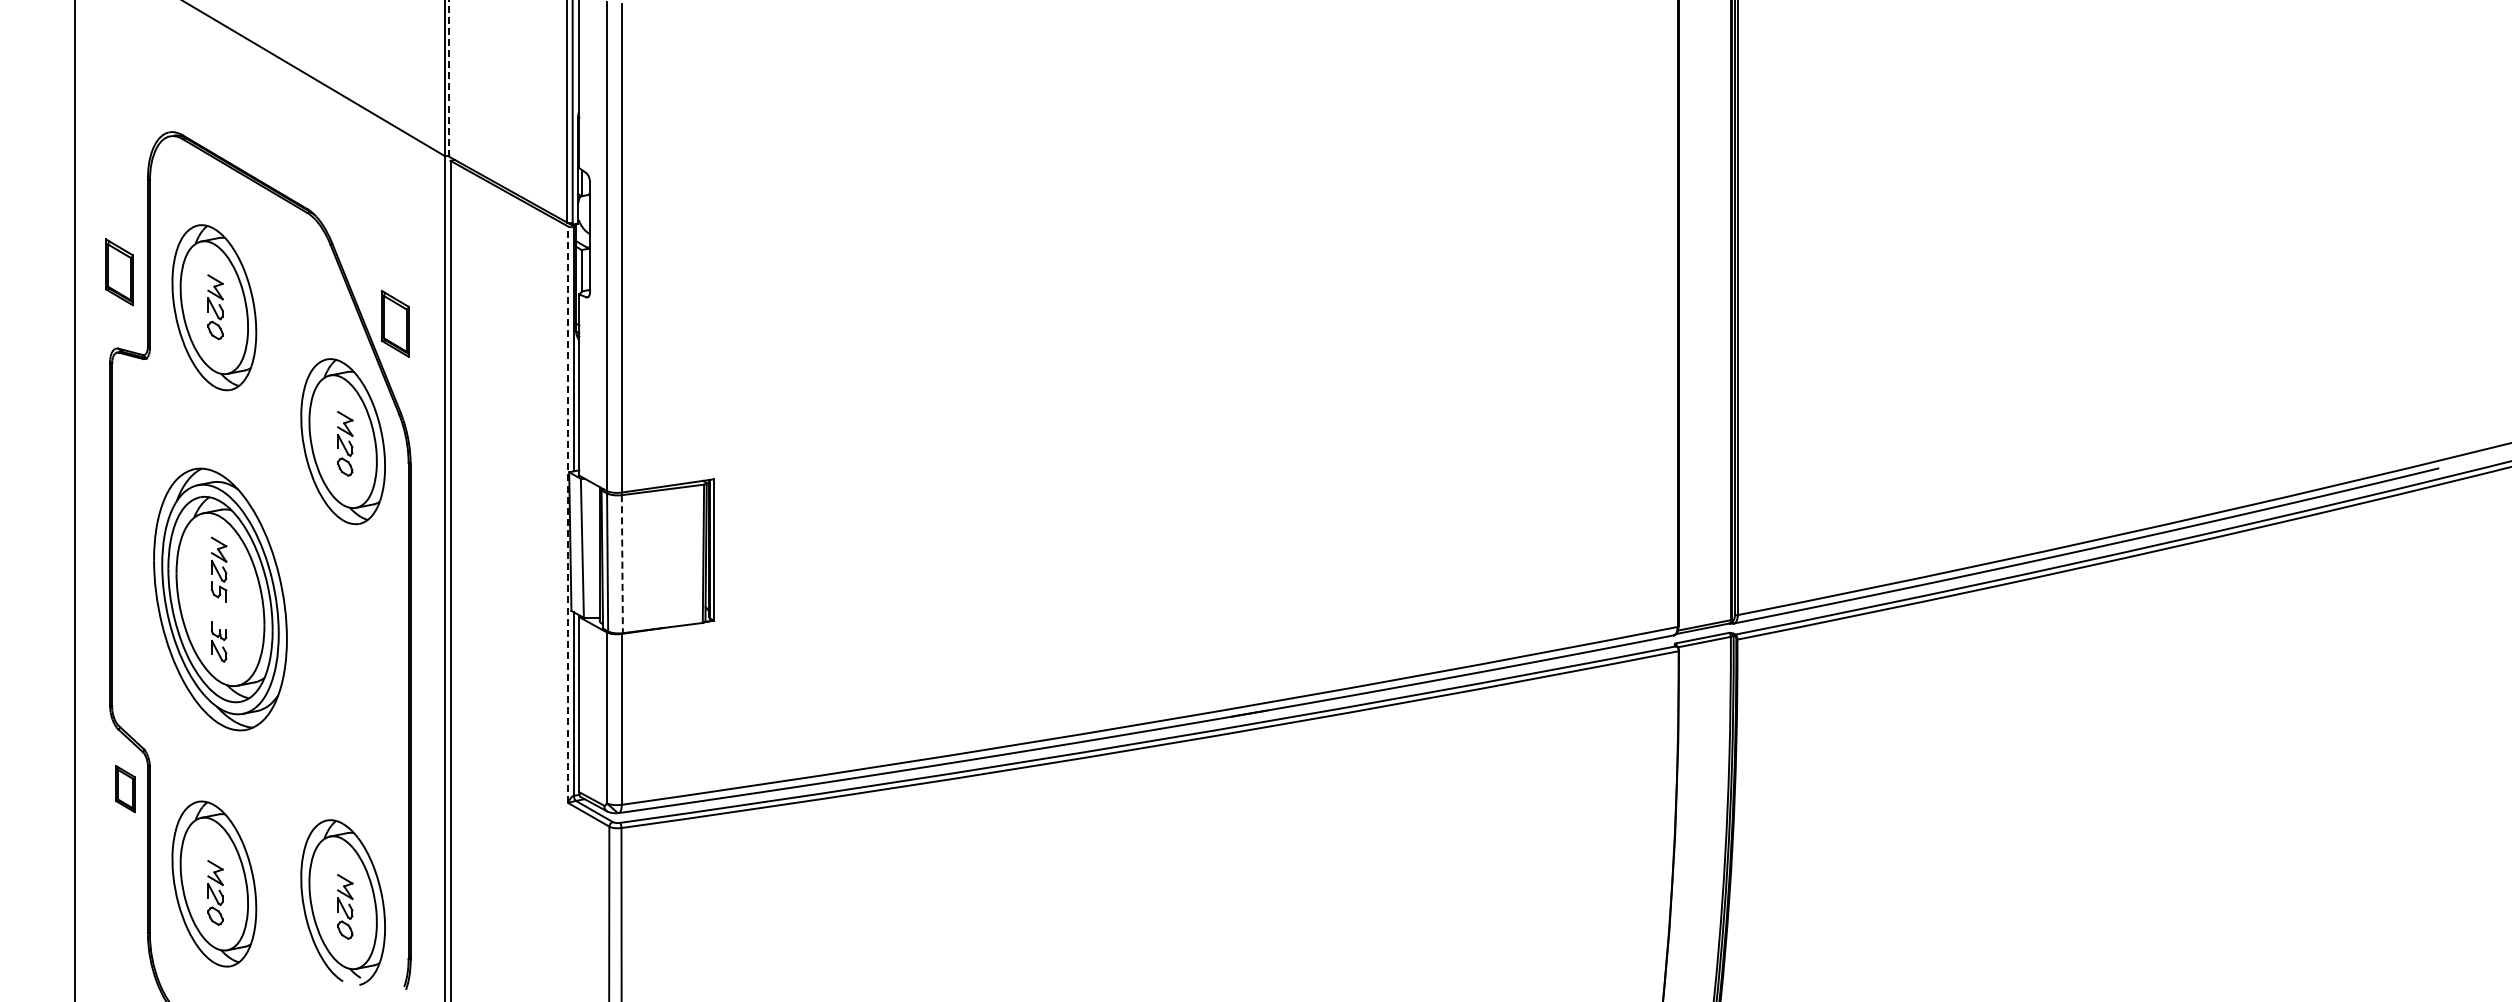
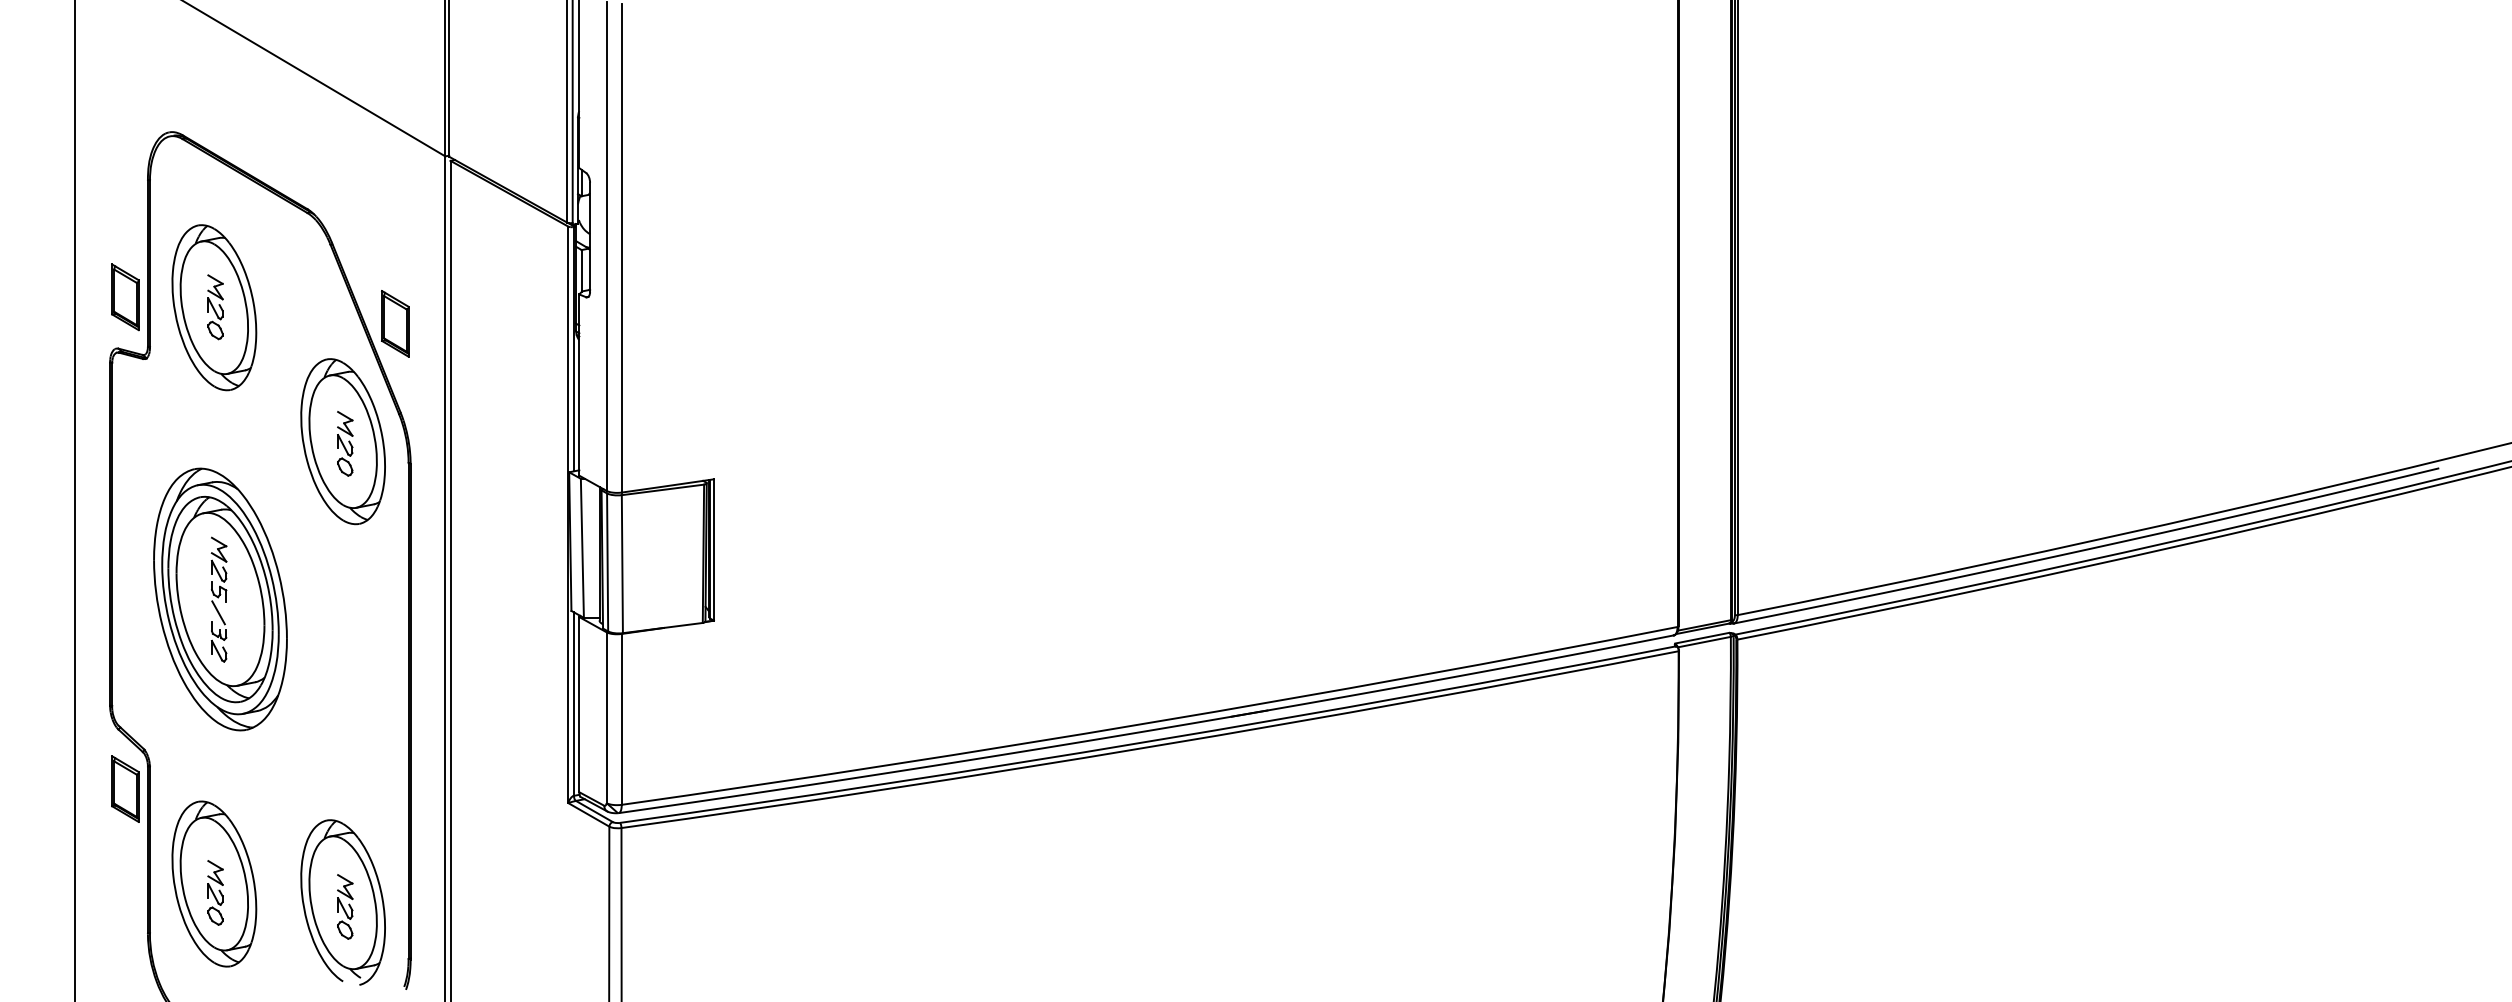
line: dashed -> solid (449, 78)
part position: (119, 272) -> (125, 297) (125, 297)
line: dashed -> solid (568, 514)
line: dashed -> solid (622, 564)
line: none -> present (218, 612)
part size: 21x48 px -> 29x68 px (125, 788)
